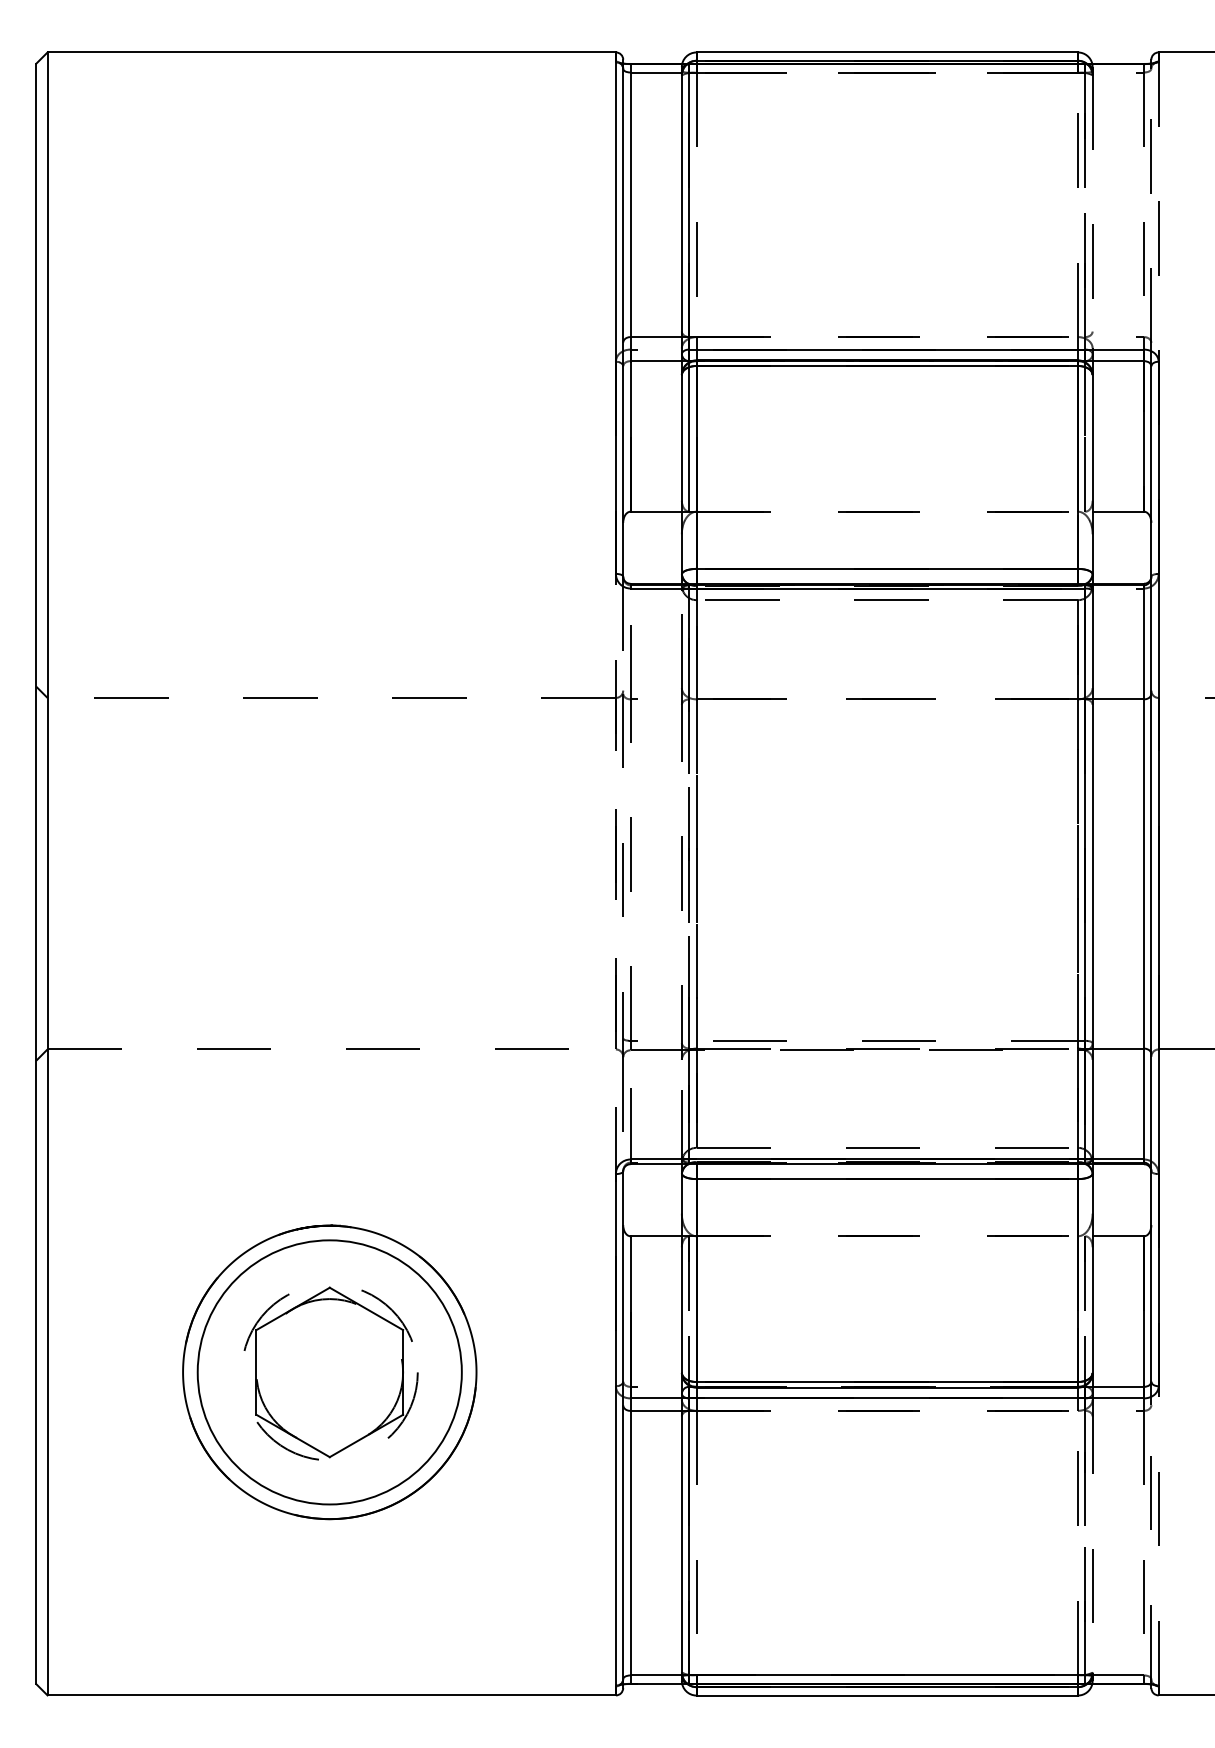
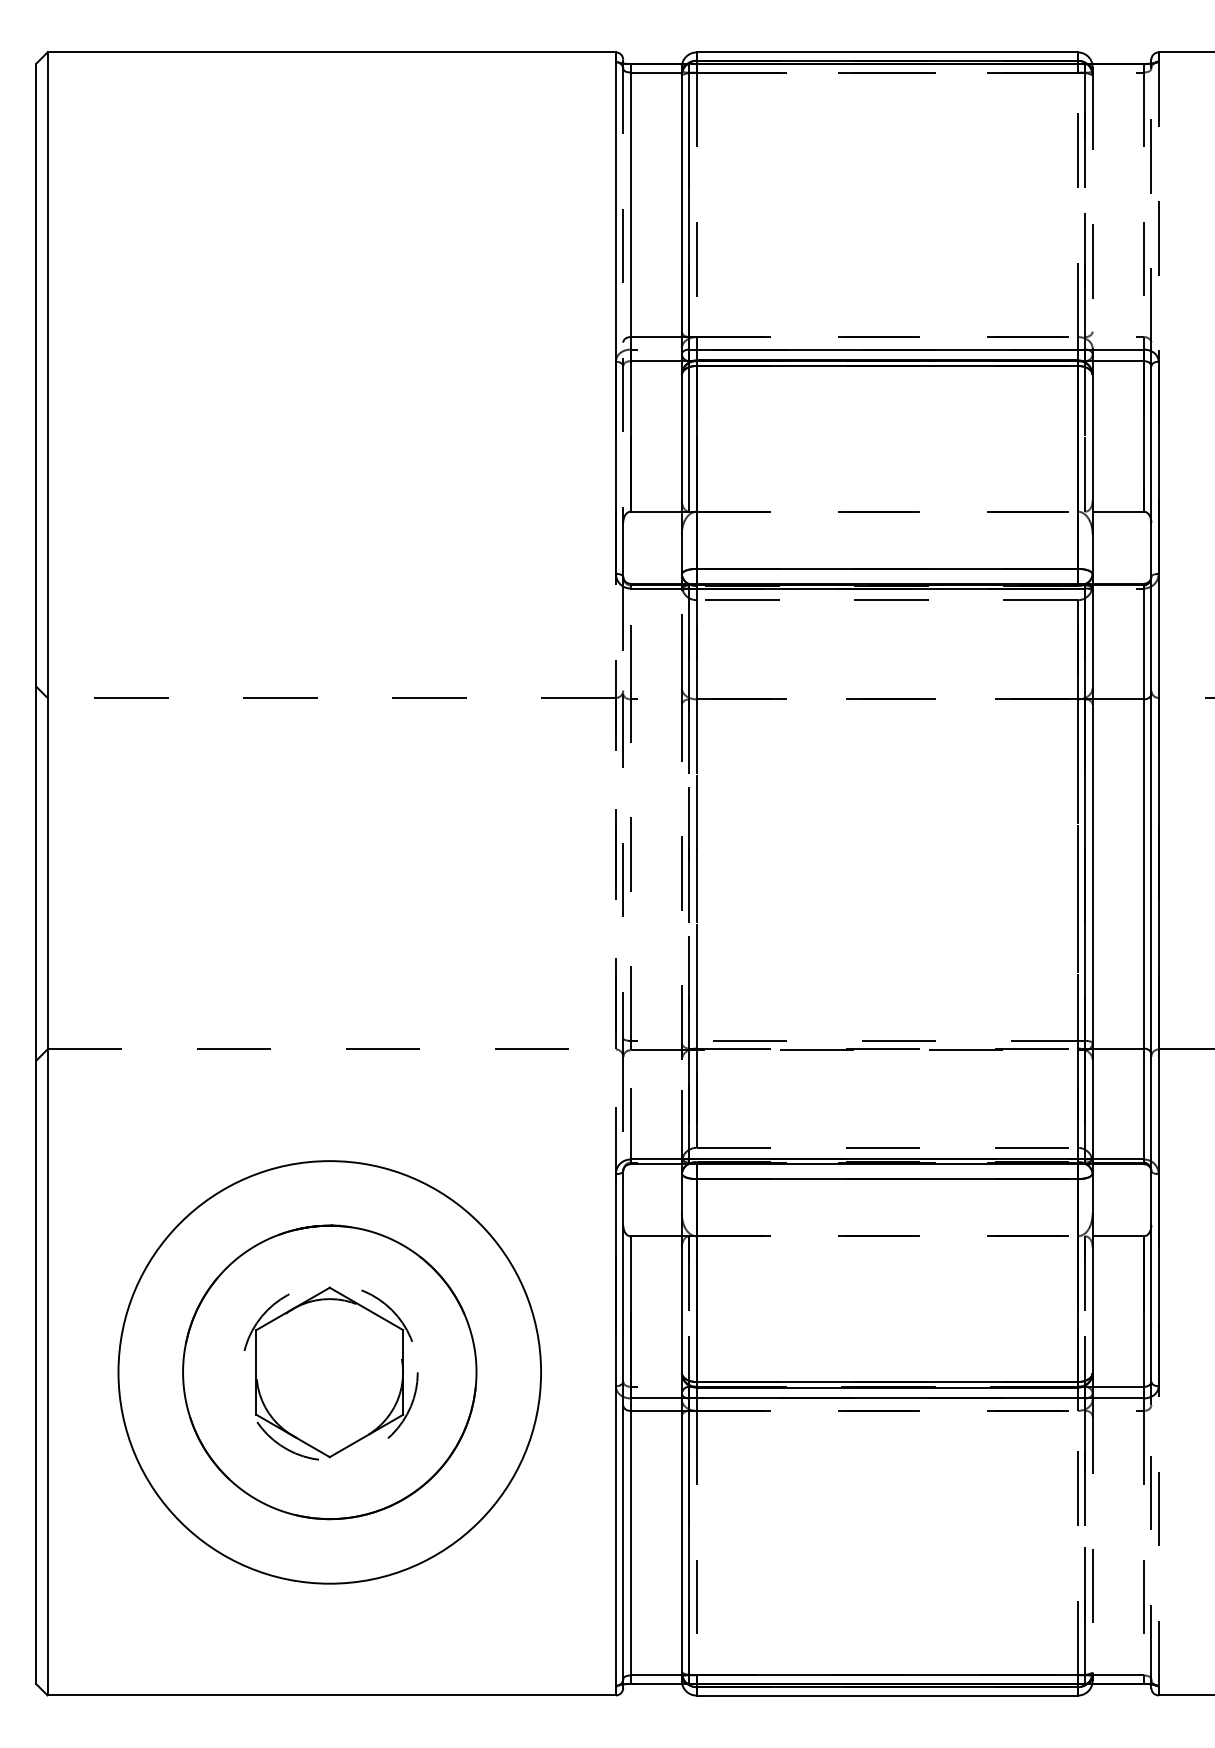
line: solid -> dashed (623, 318)
circle diameter: 264 px -> 423 px (329, 1372)
